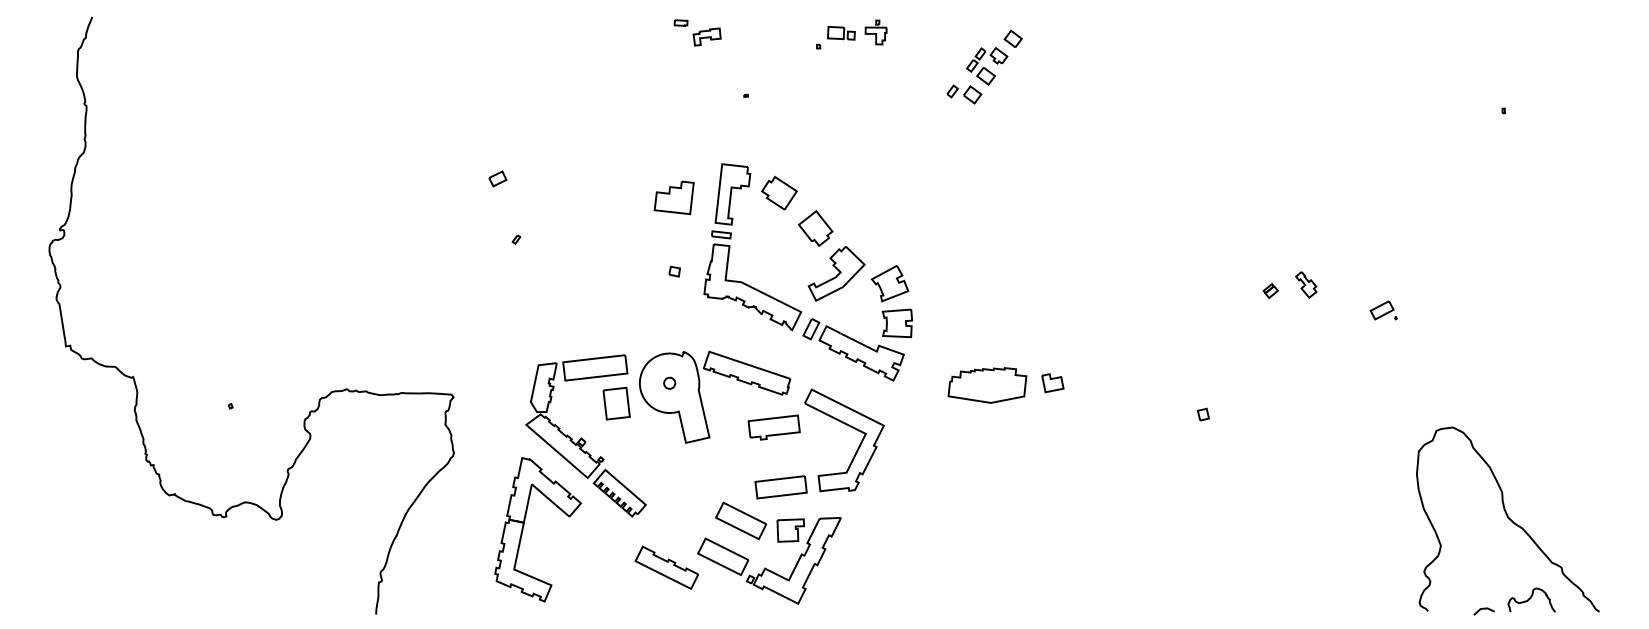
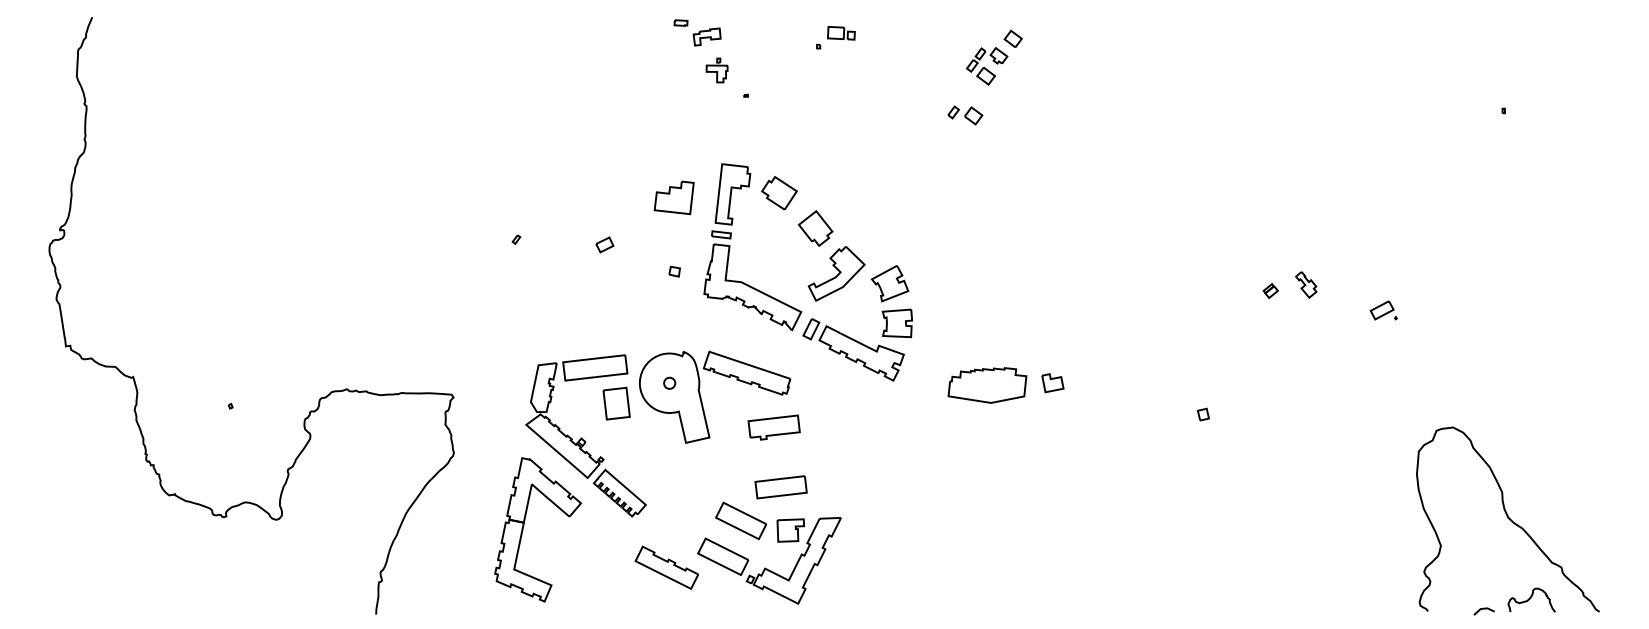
part position: (875, 32) -> (716, 70) (716, 70)
part position: (964, 94) -> (965, 115) (965, 115)
part position: (497, 178) -> (604, 244) (604, 244)
part: present -> none (850, 427)
